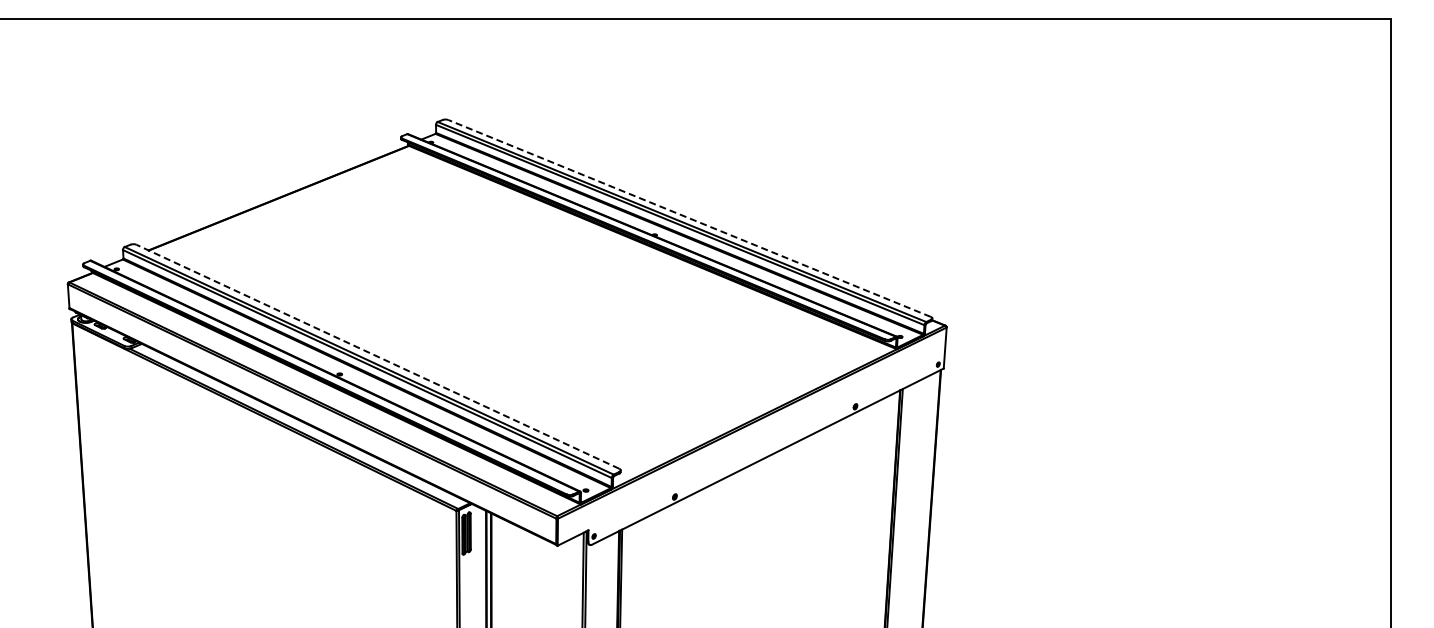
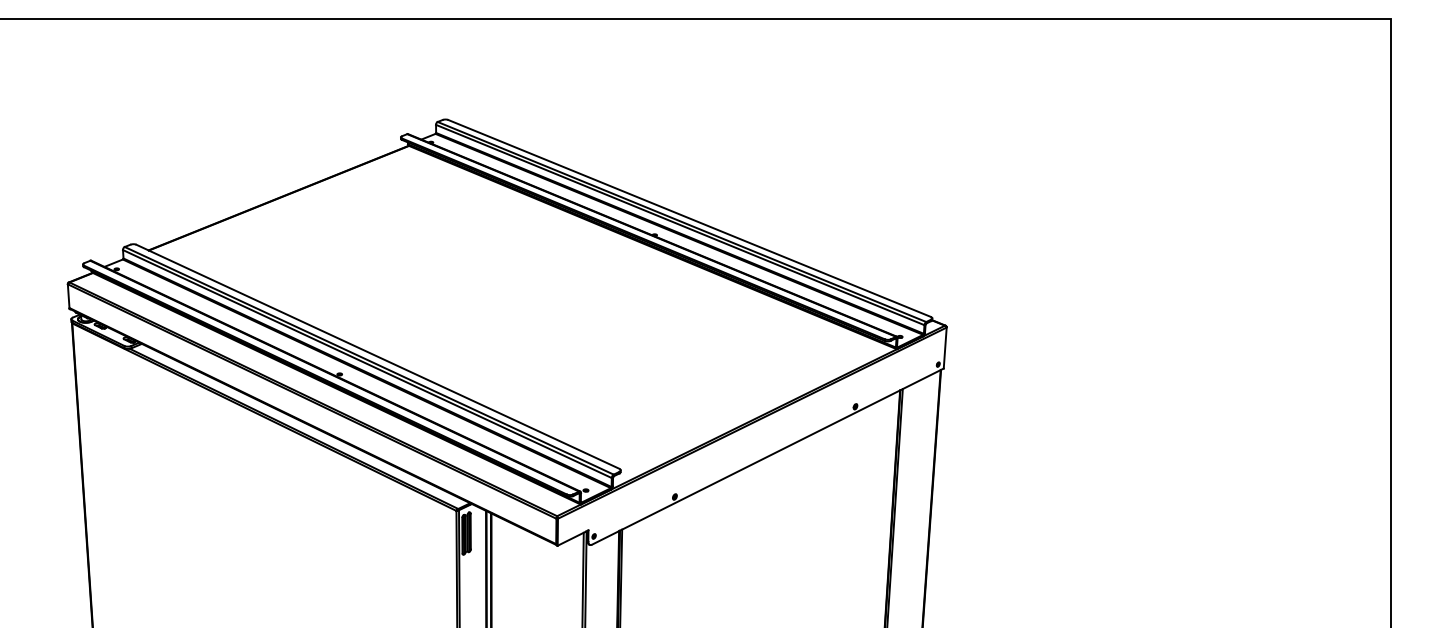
line: dashed -> solid (689, 218)
line: dashed -> solid (377, 356)
